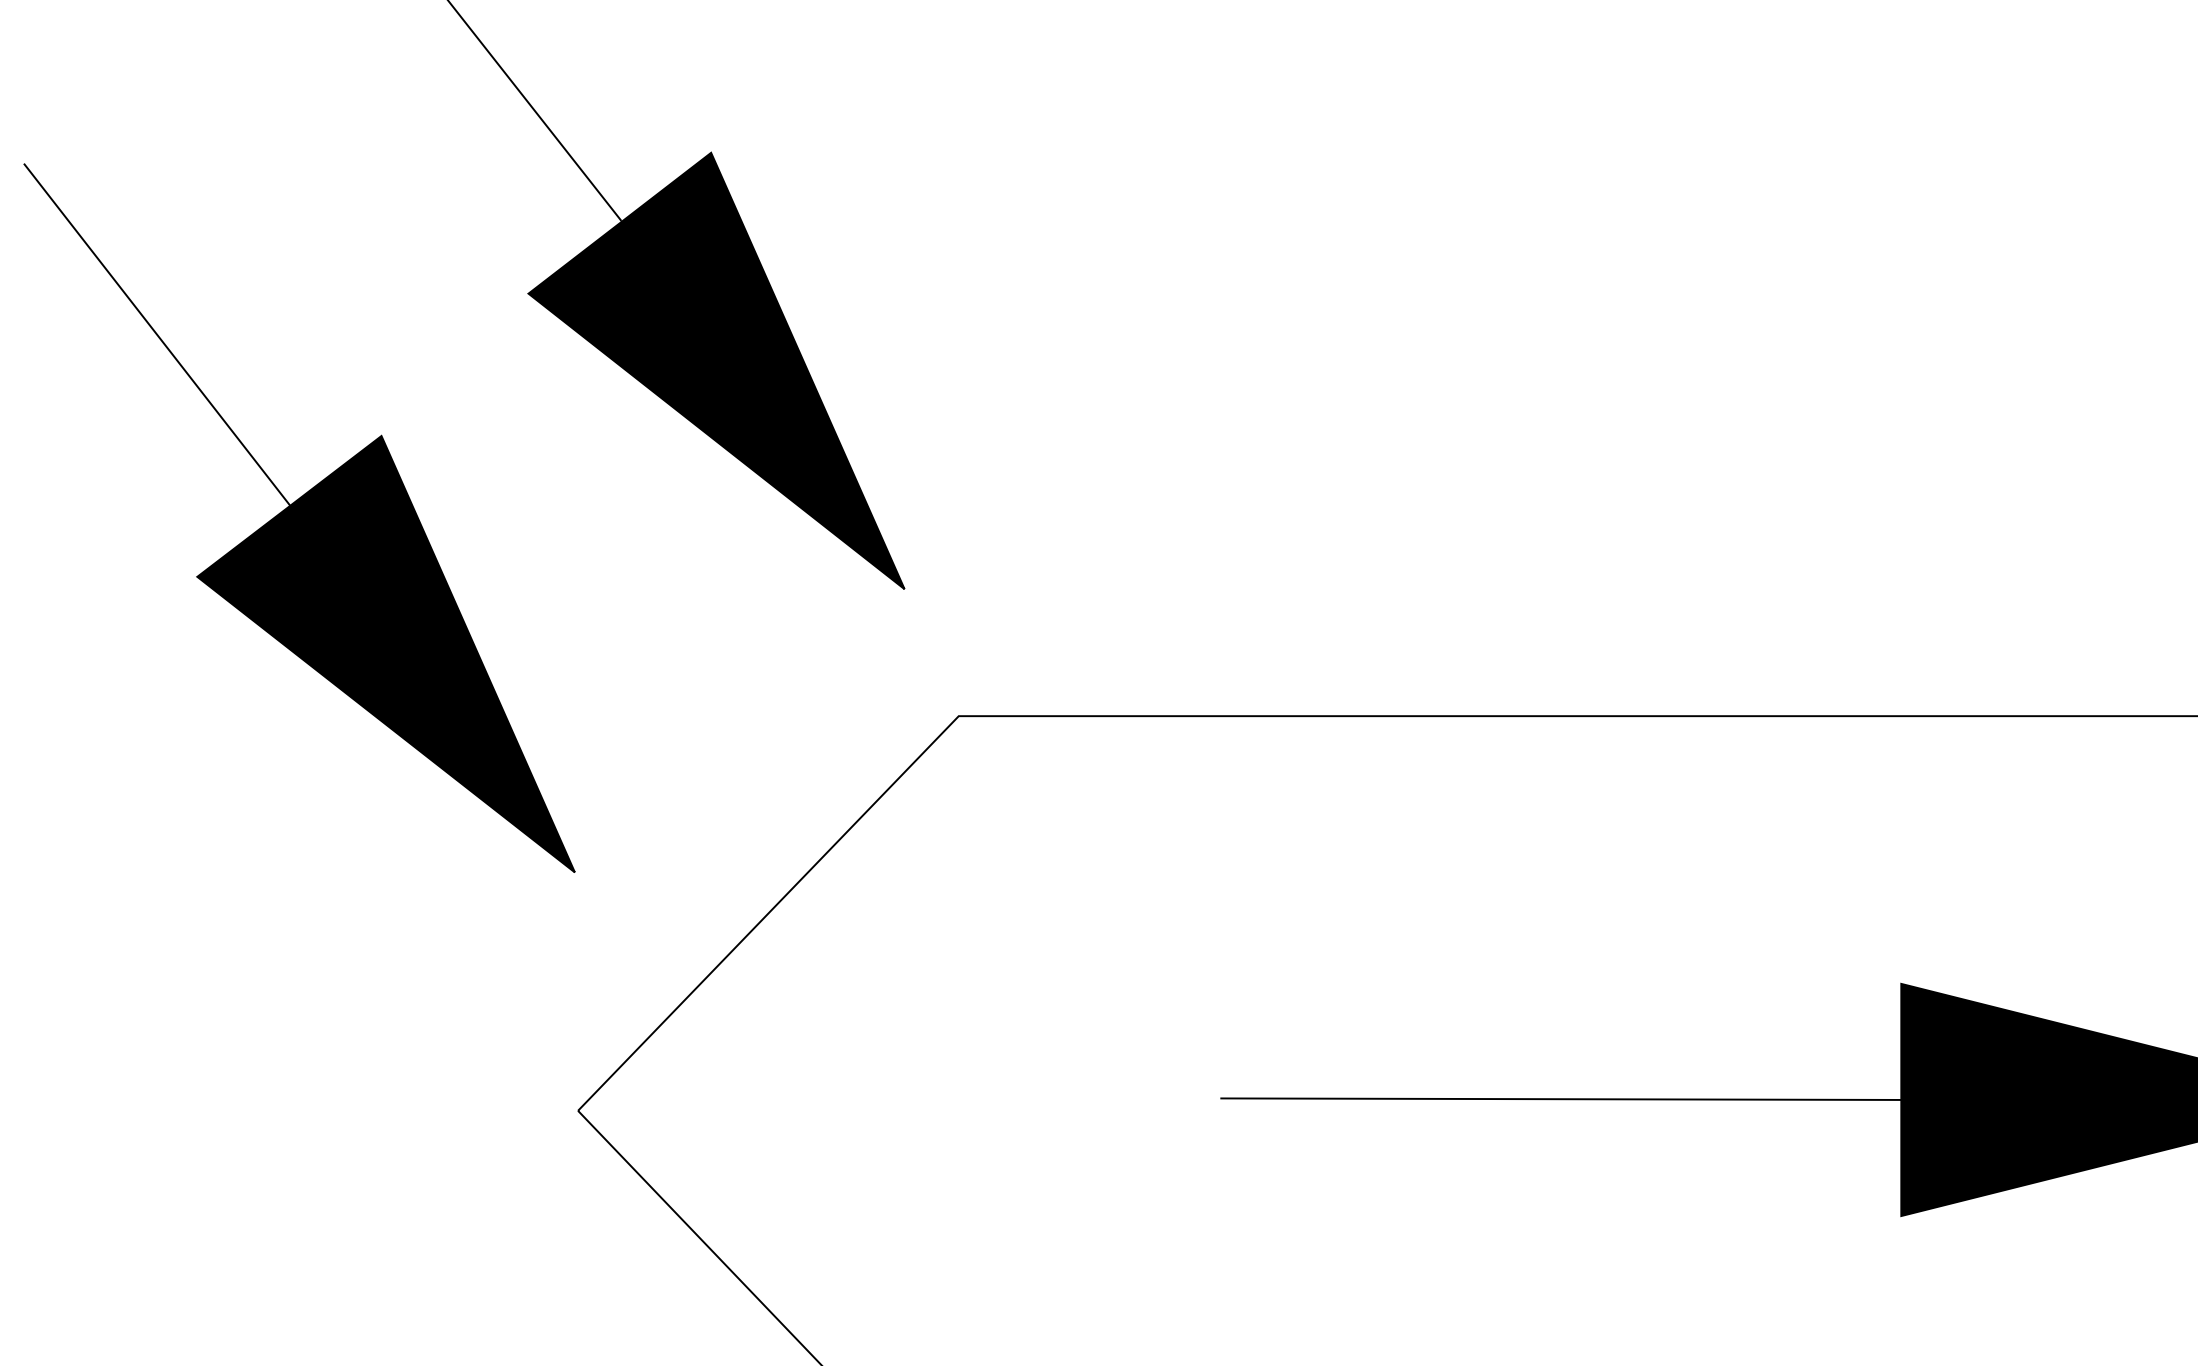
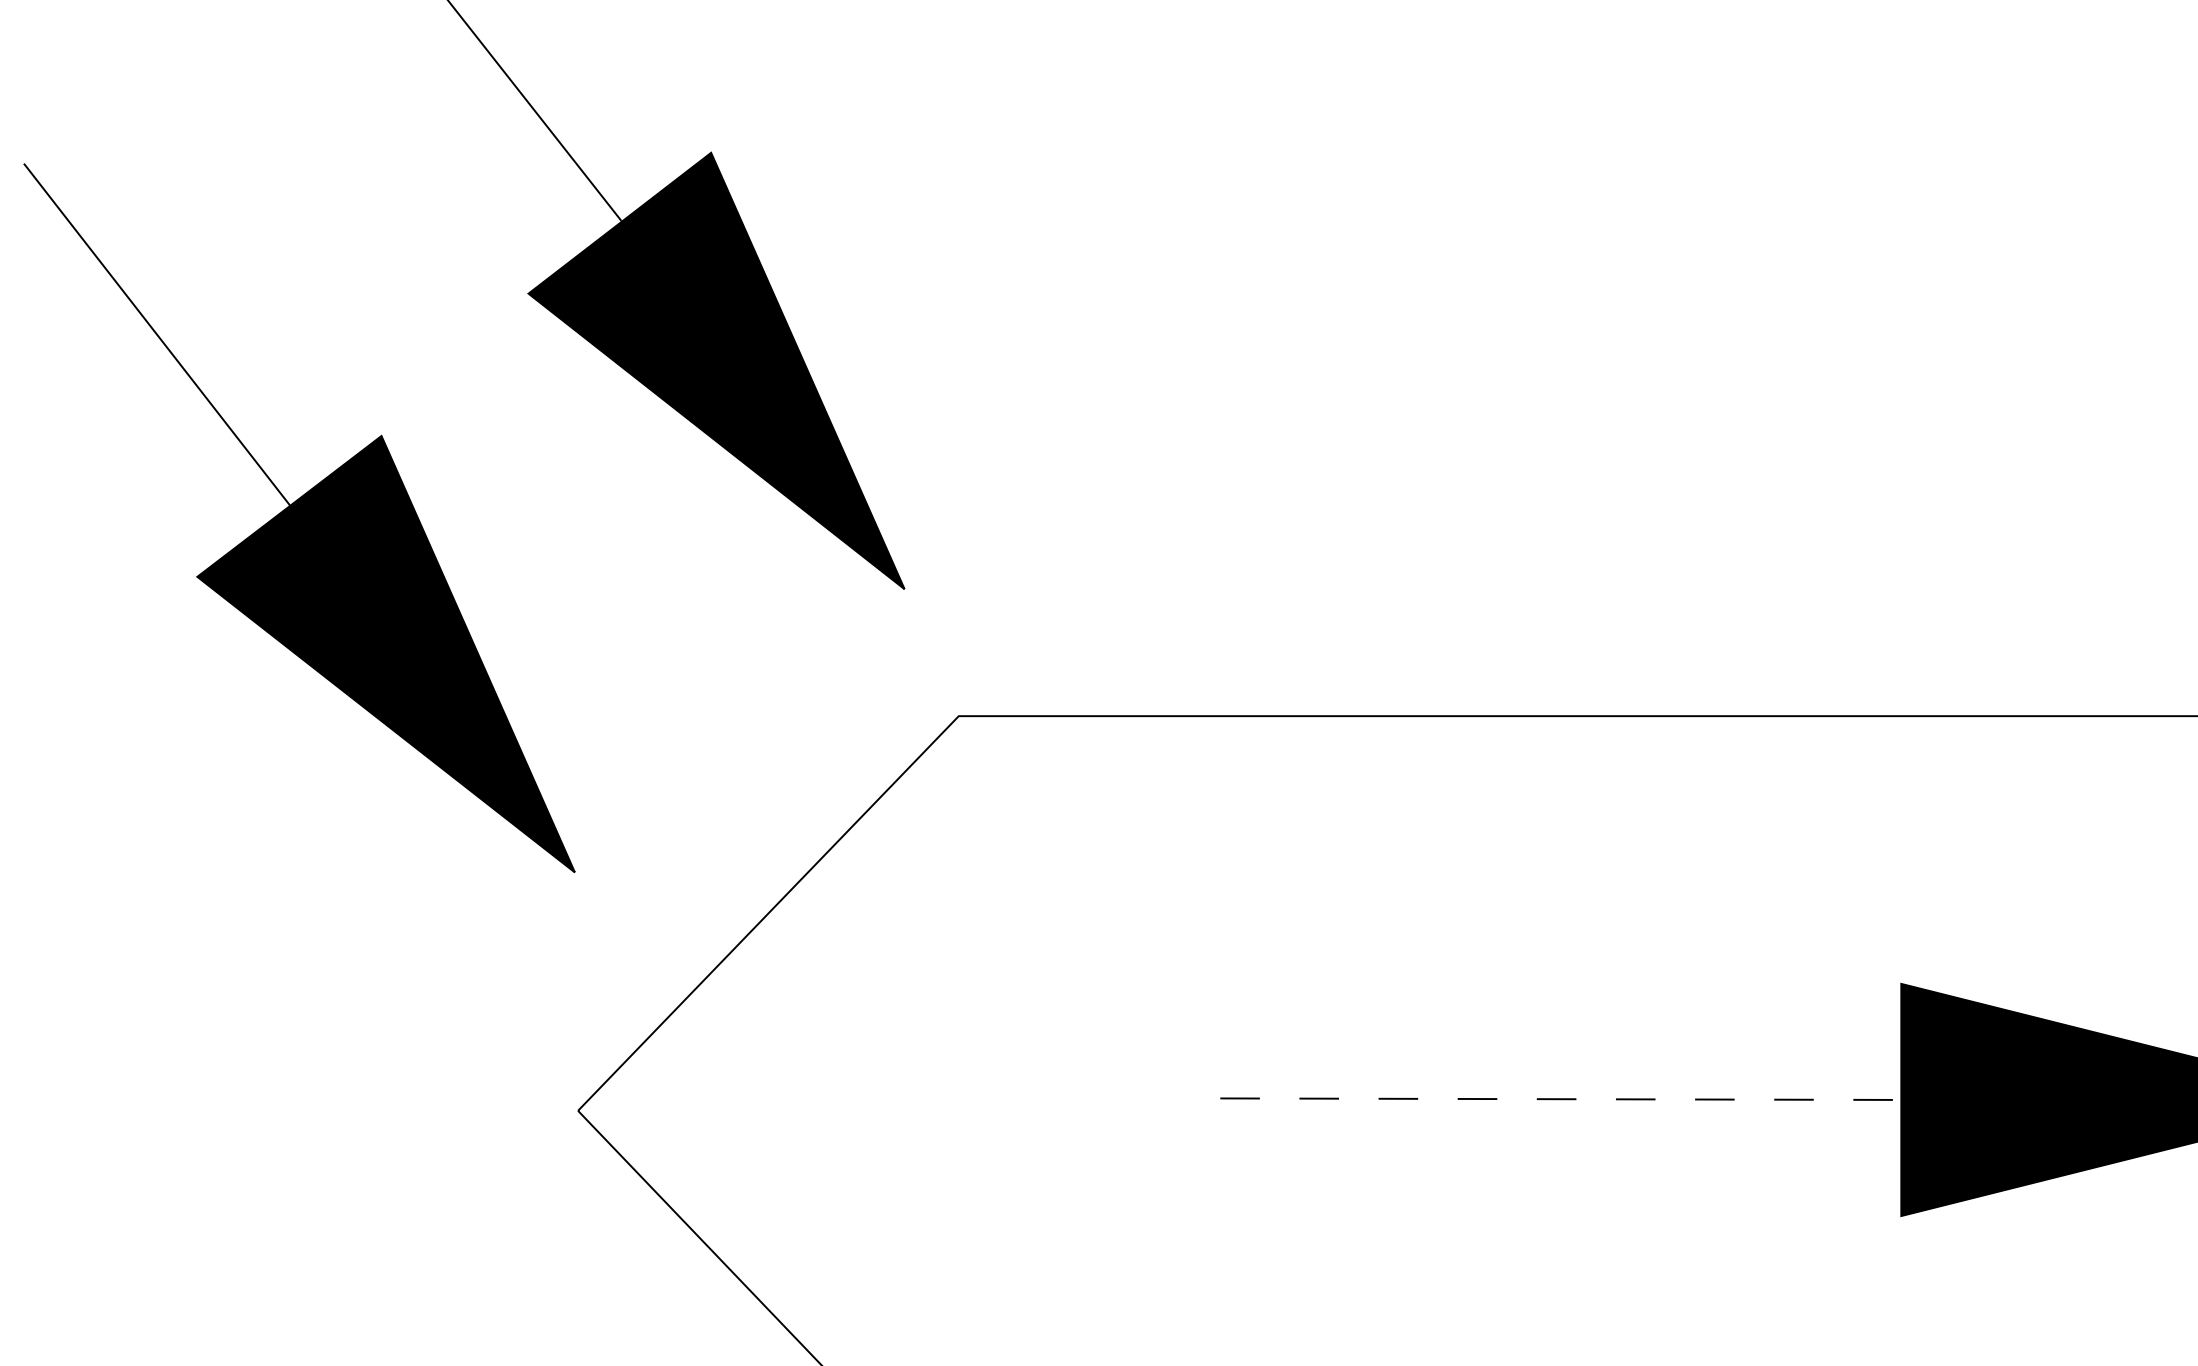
line: solid -> dashed (1561, 1099)
